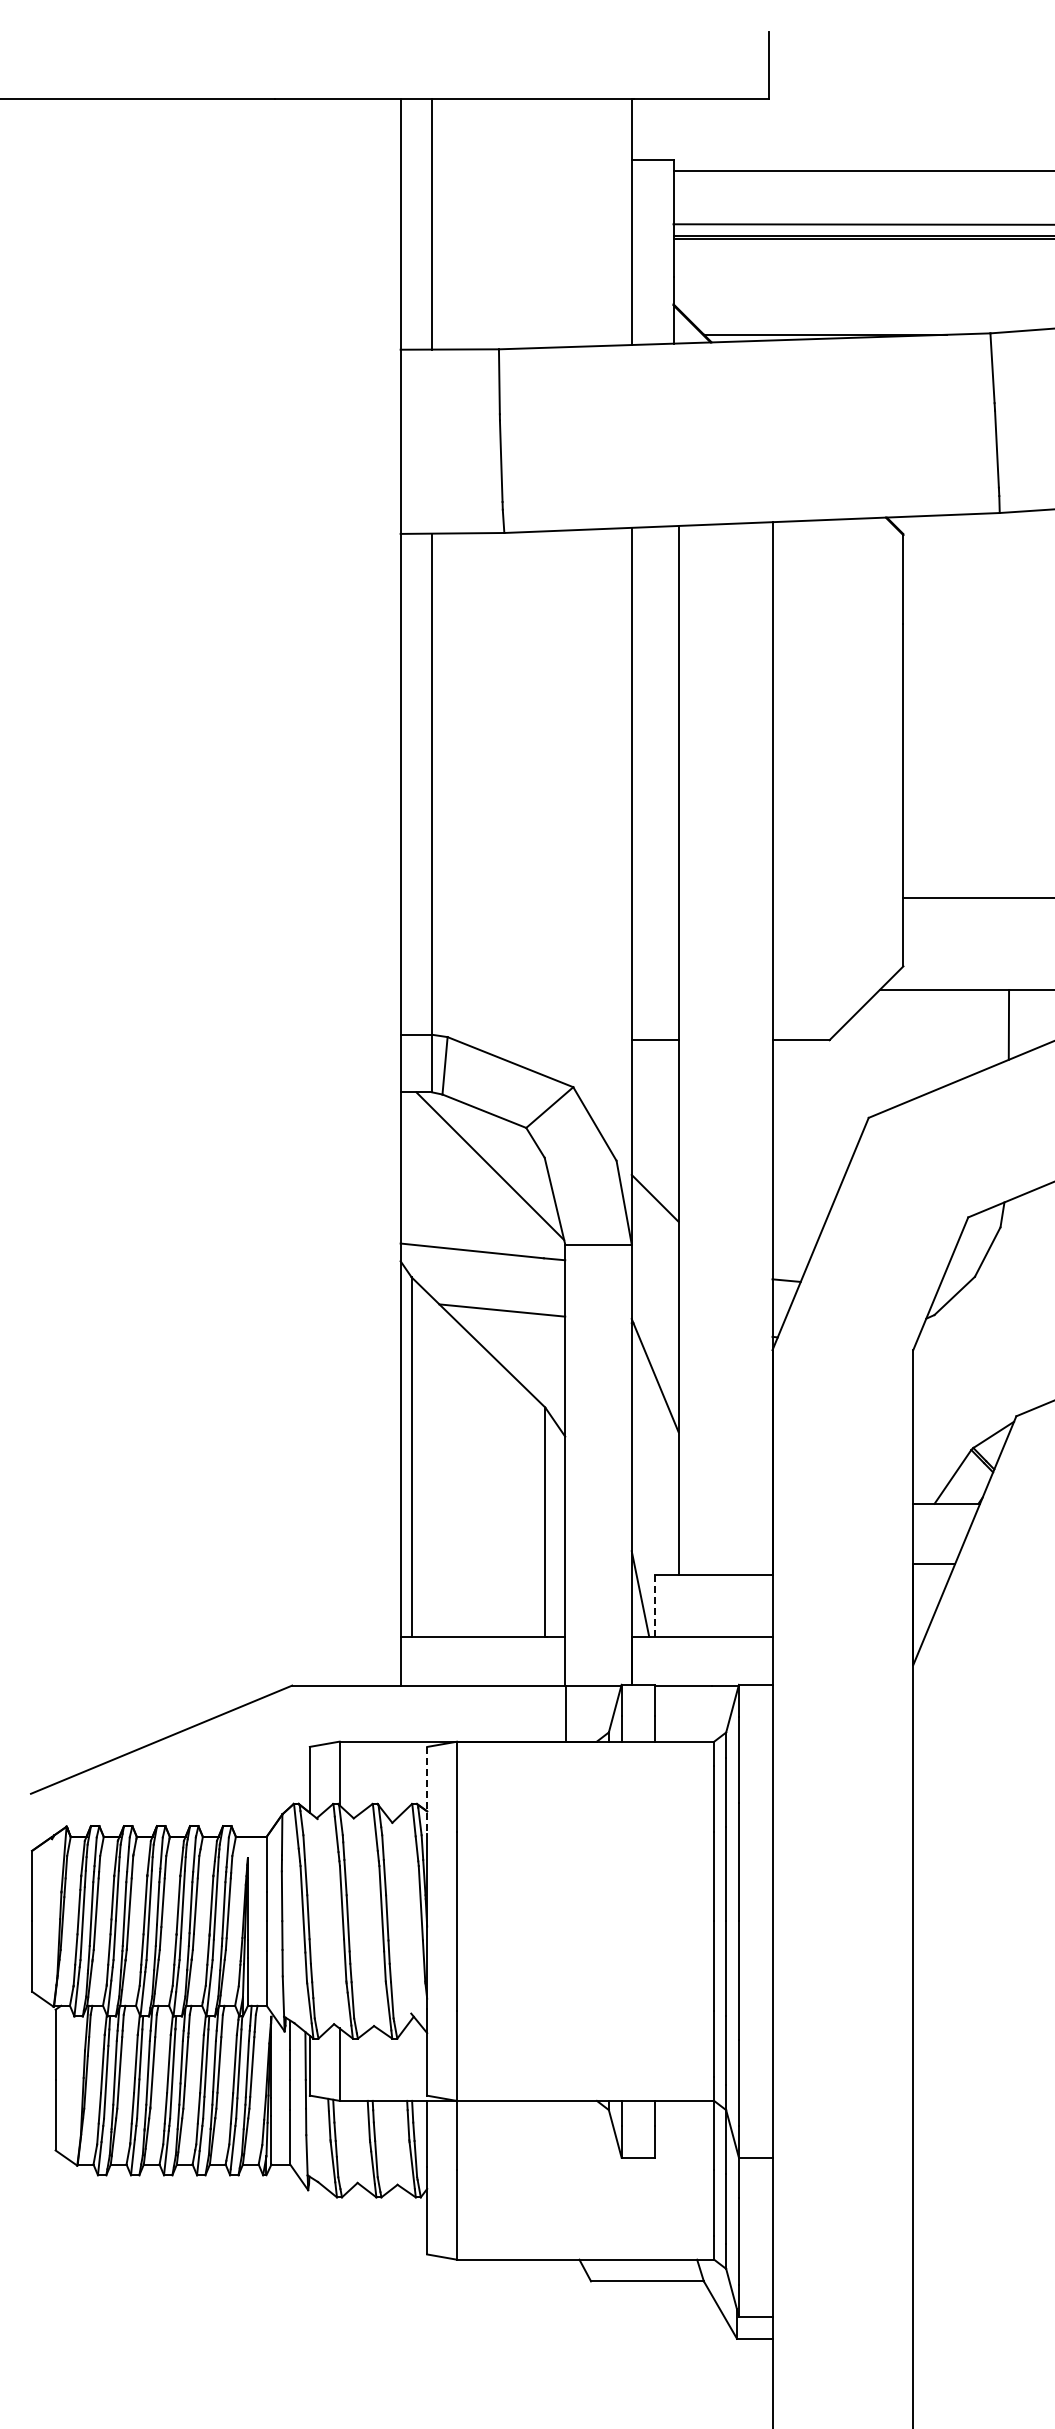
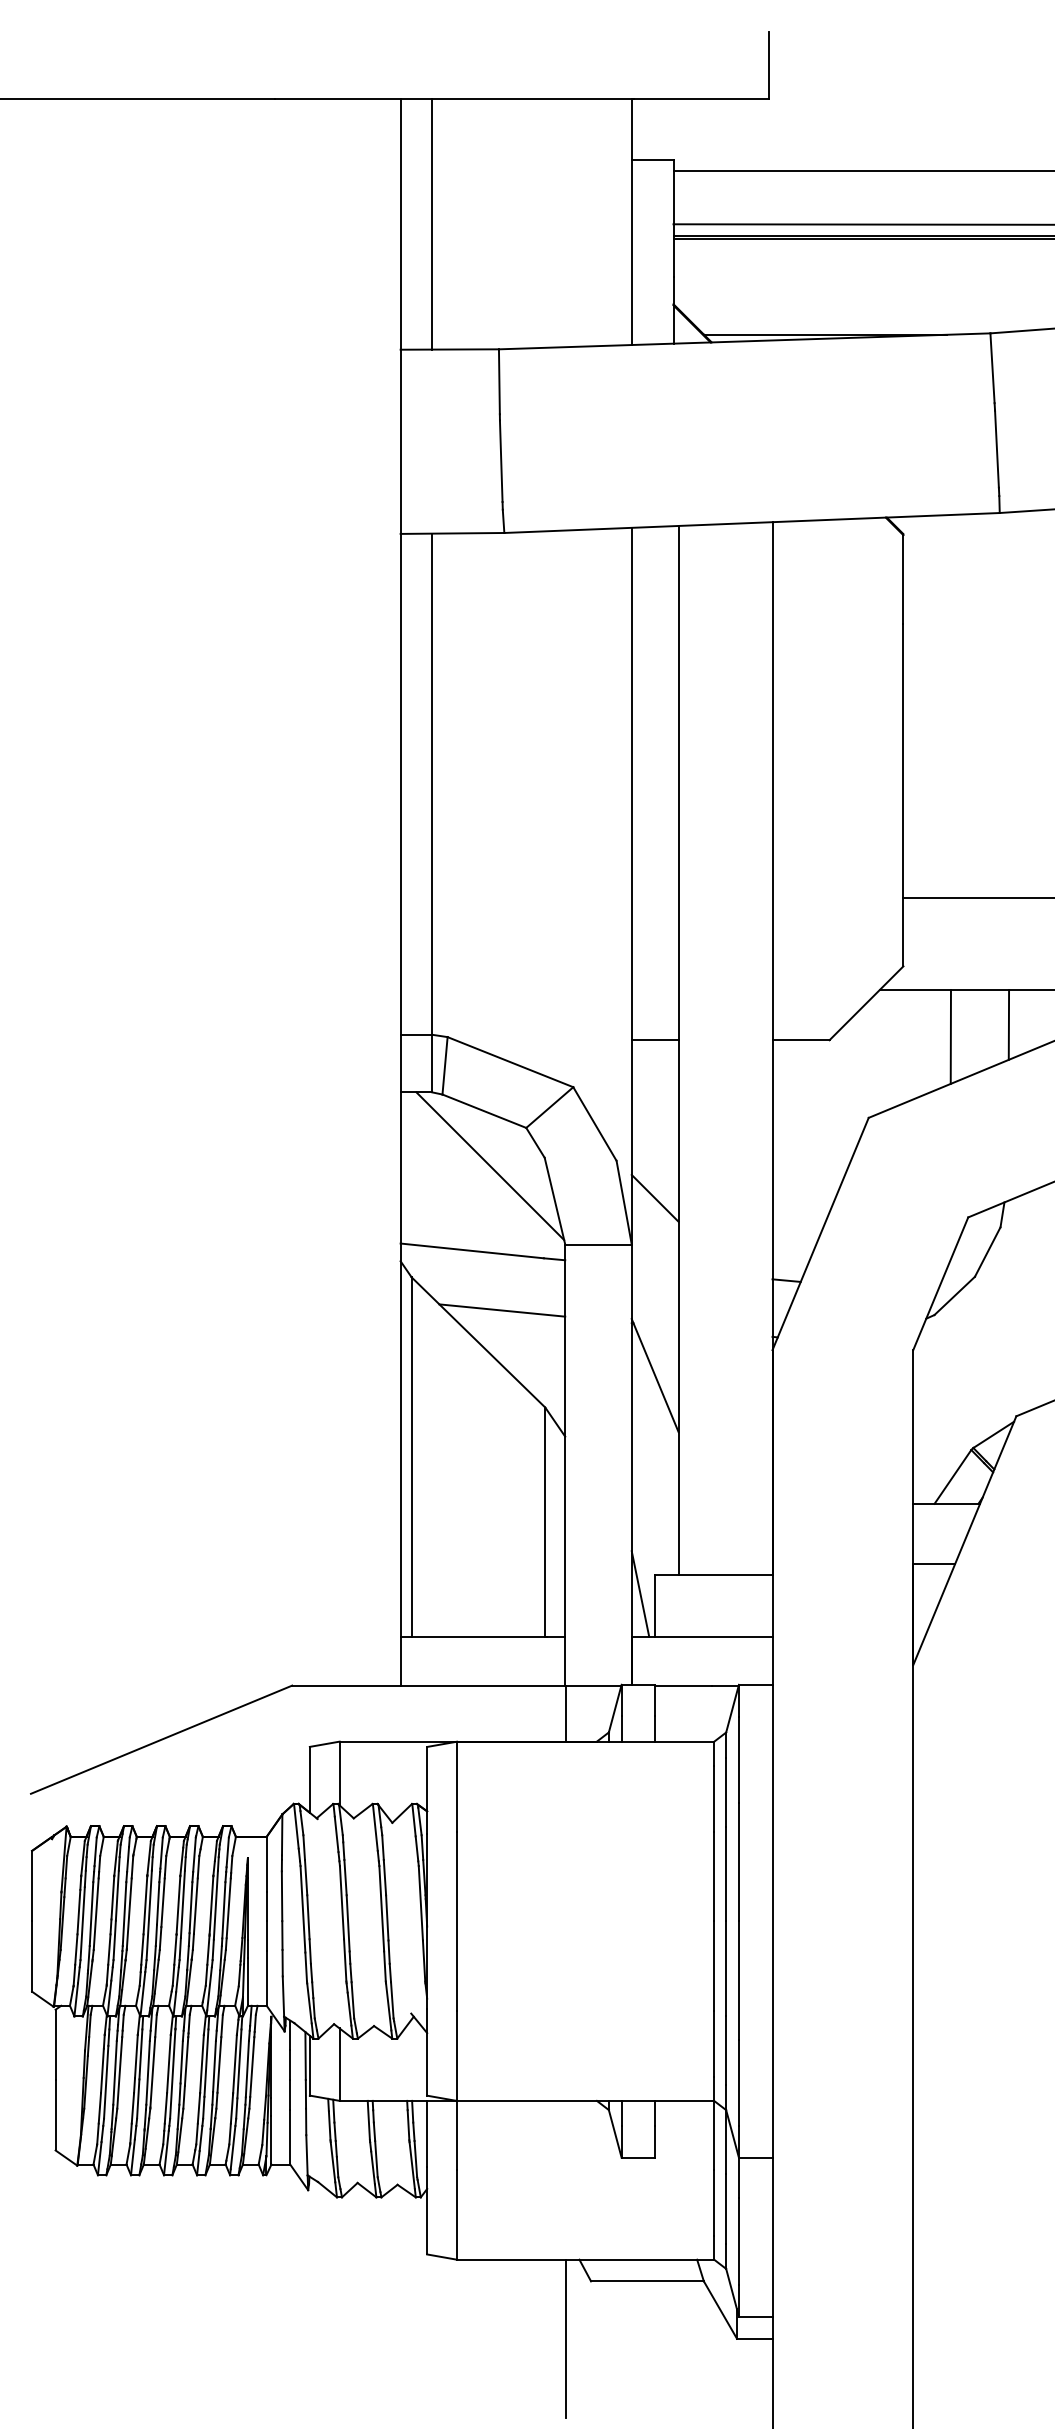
line: none -> present (950, 1036)
line: dashed -> solid (655, 1605)
line: dashed -> solid (427, 1790)
line: none -> present (565, 2338)
